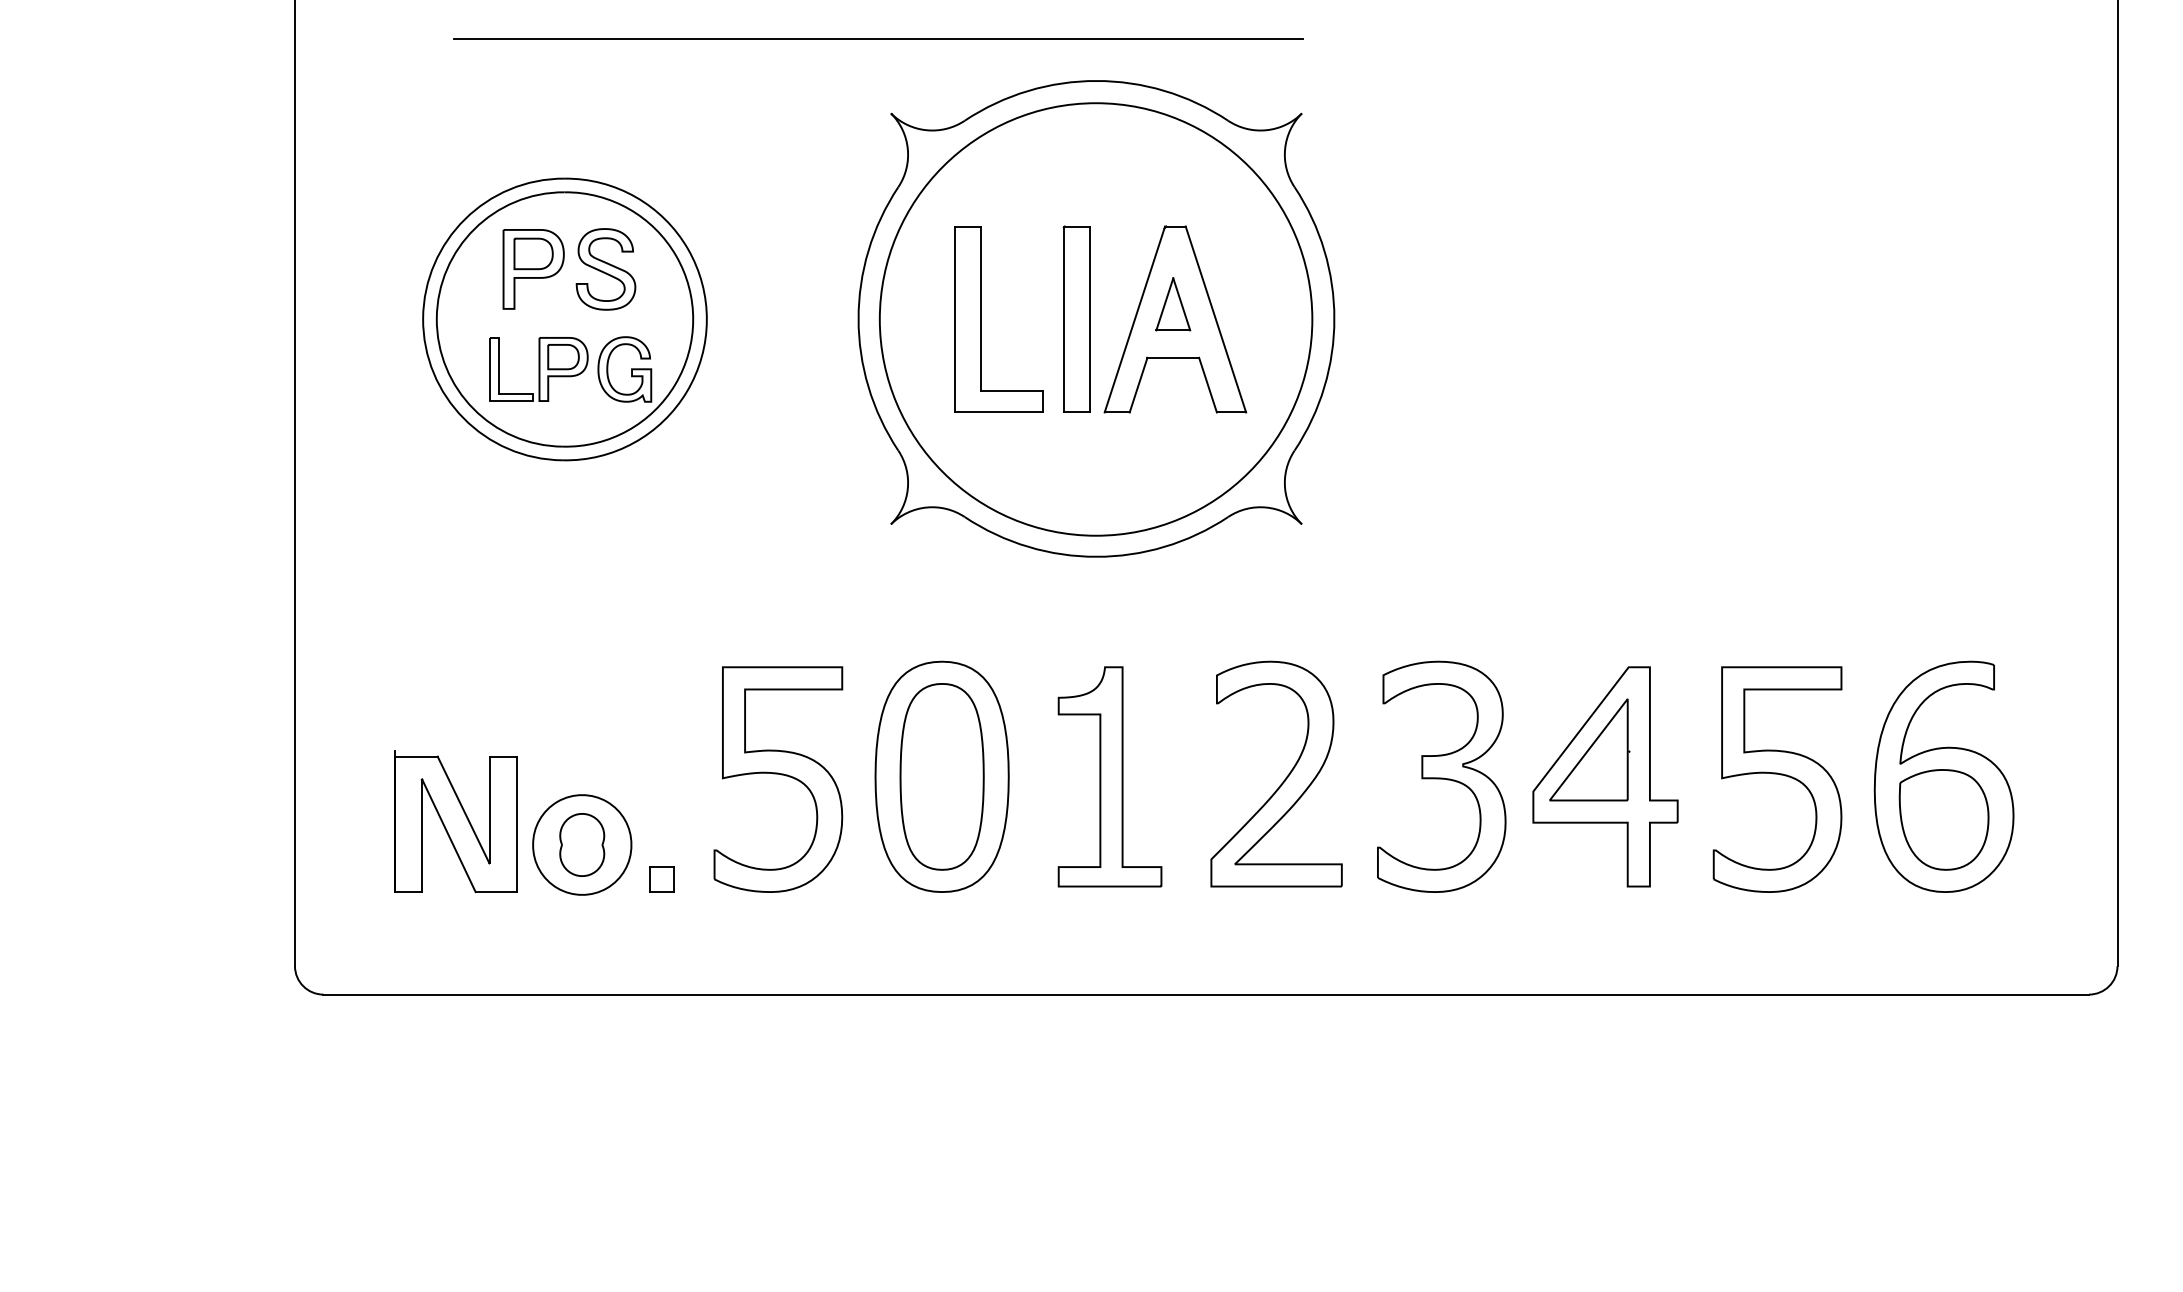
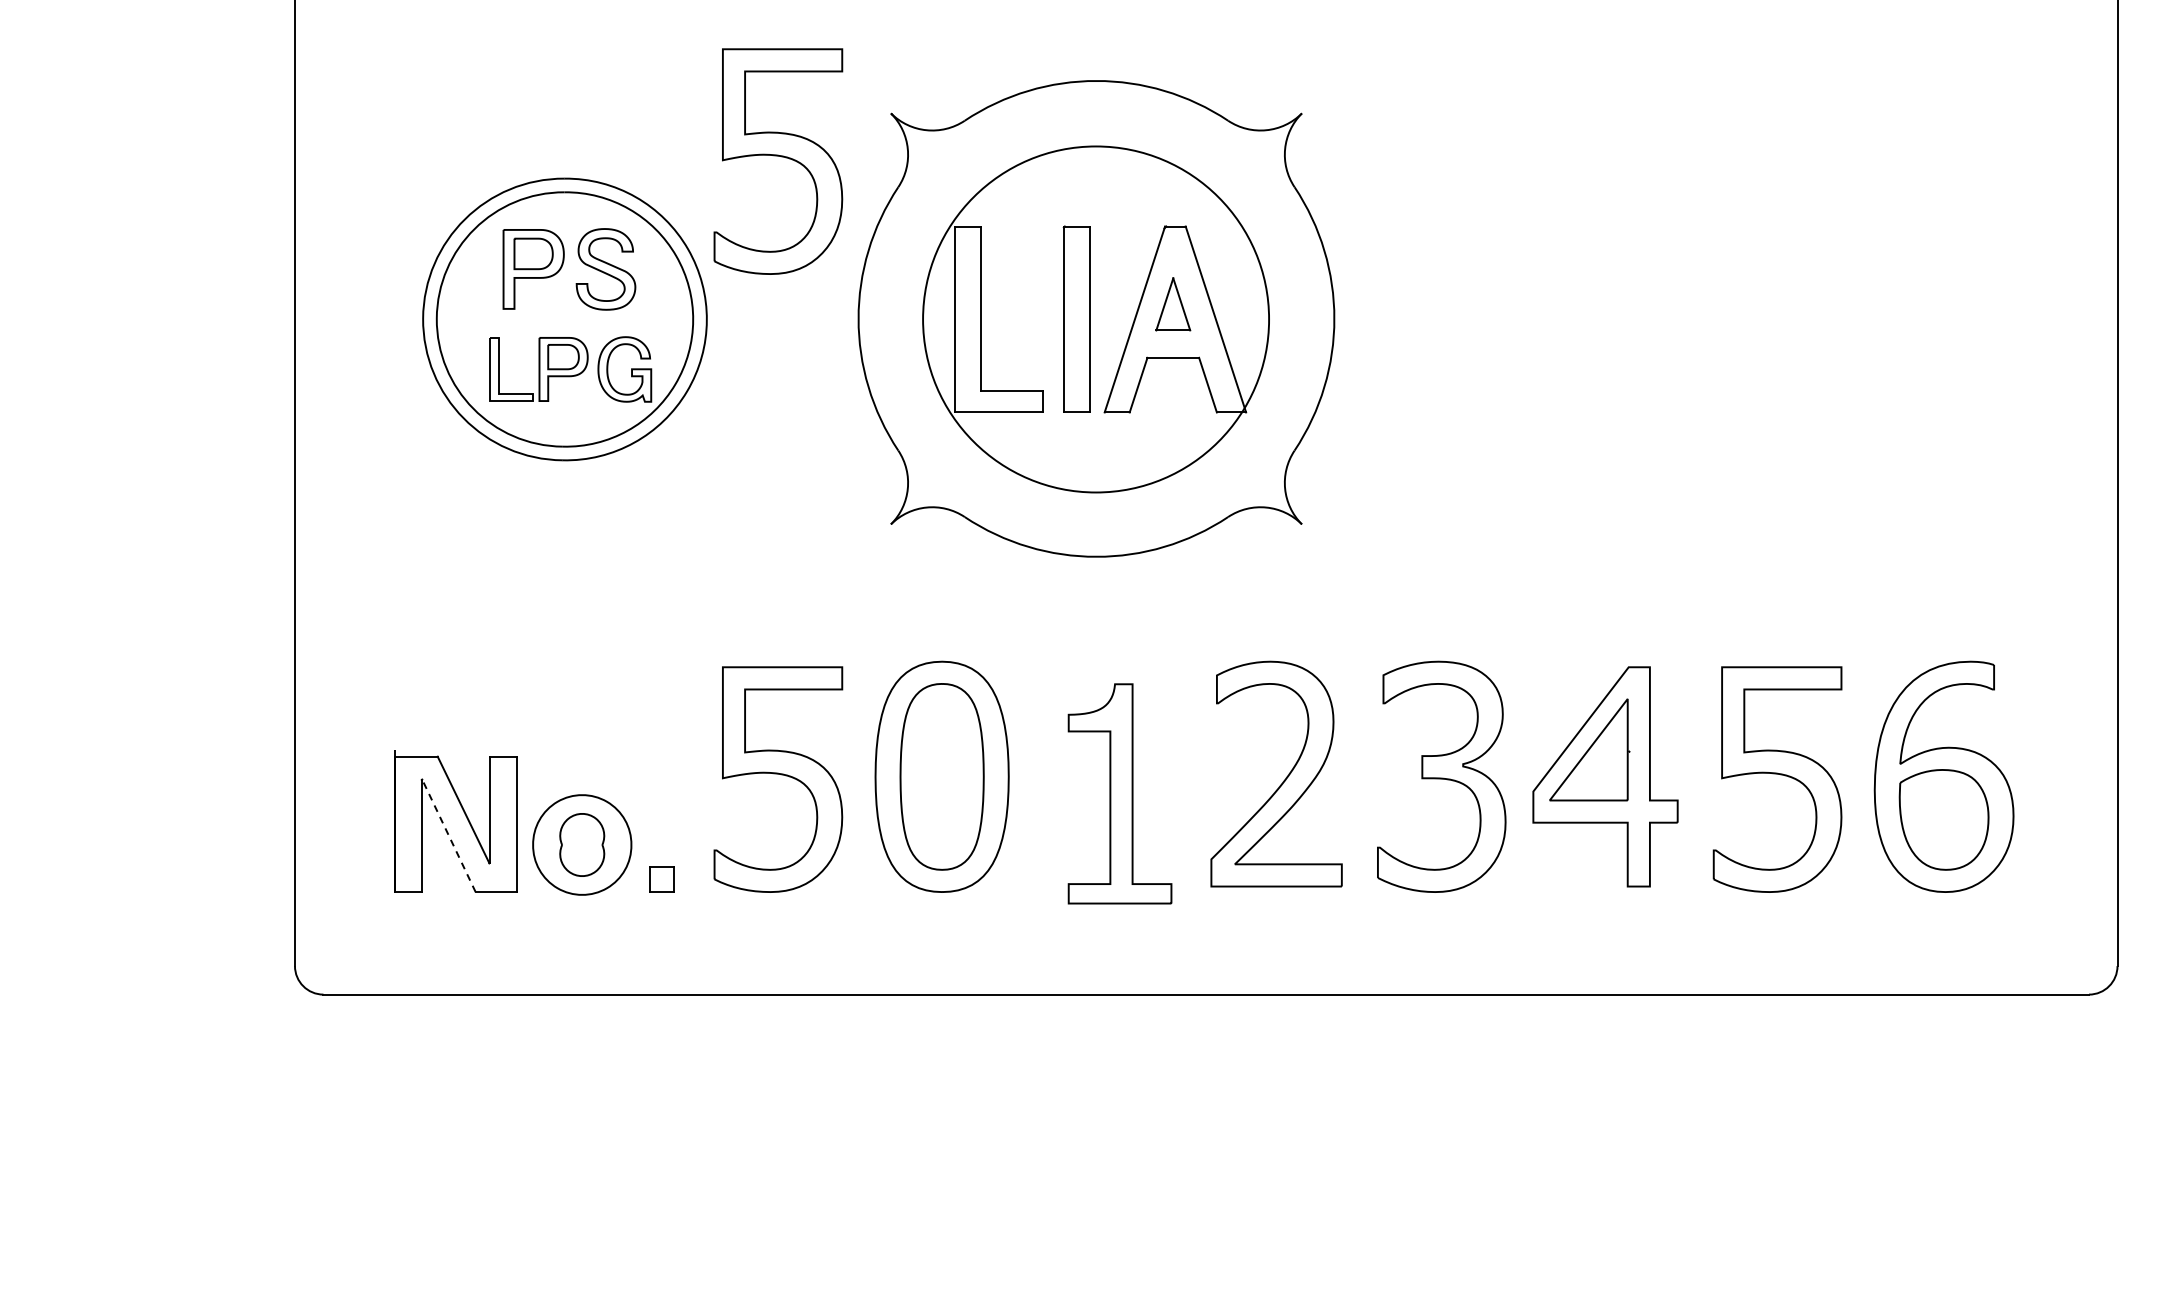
line: present -> none (878, 38)
curve: none -> present (778, 156)
circle diameter: 433 px -> 346 px (1096, 319)
curve position: (1101, 776) -> (1111, 793) (1111, 793)
line: solid -> dashed (448, 835)
